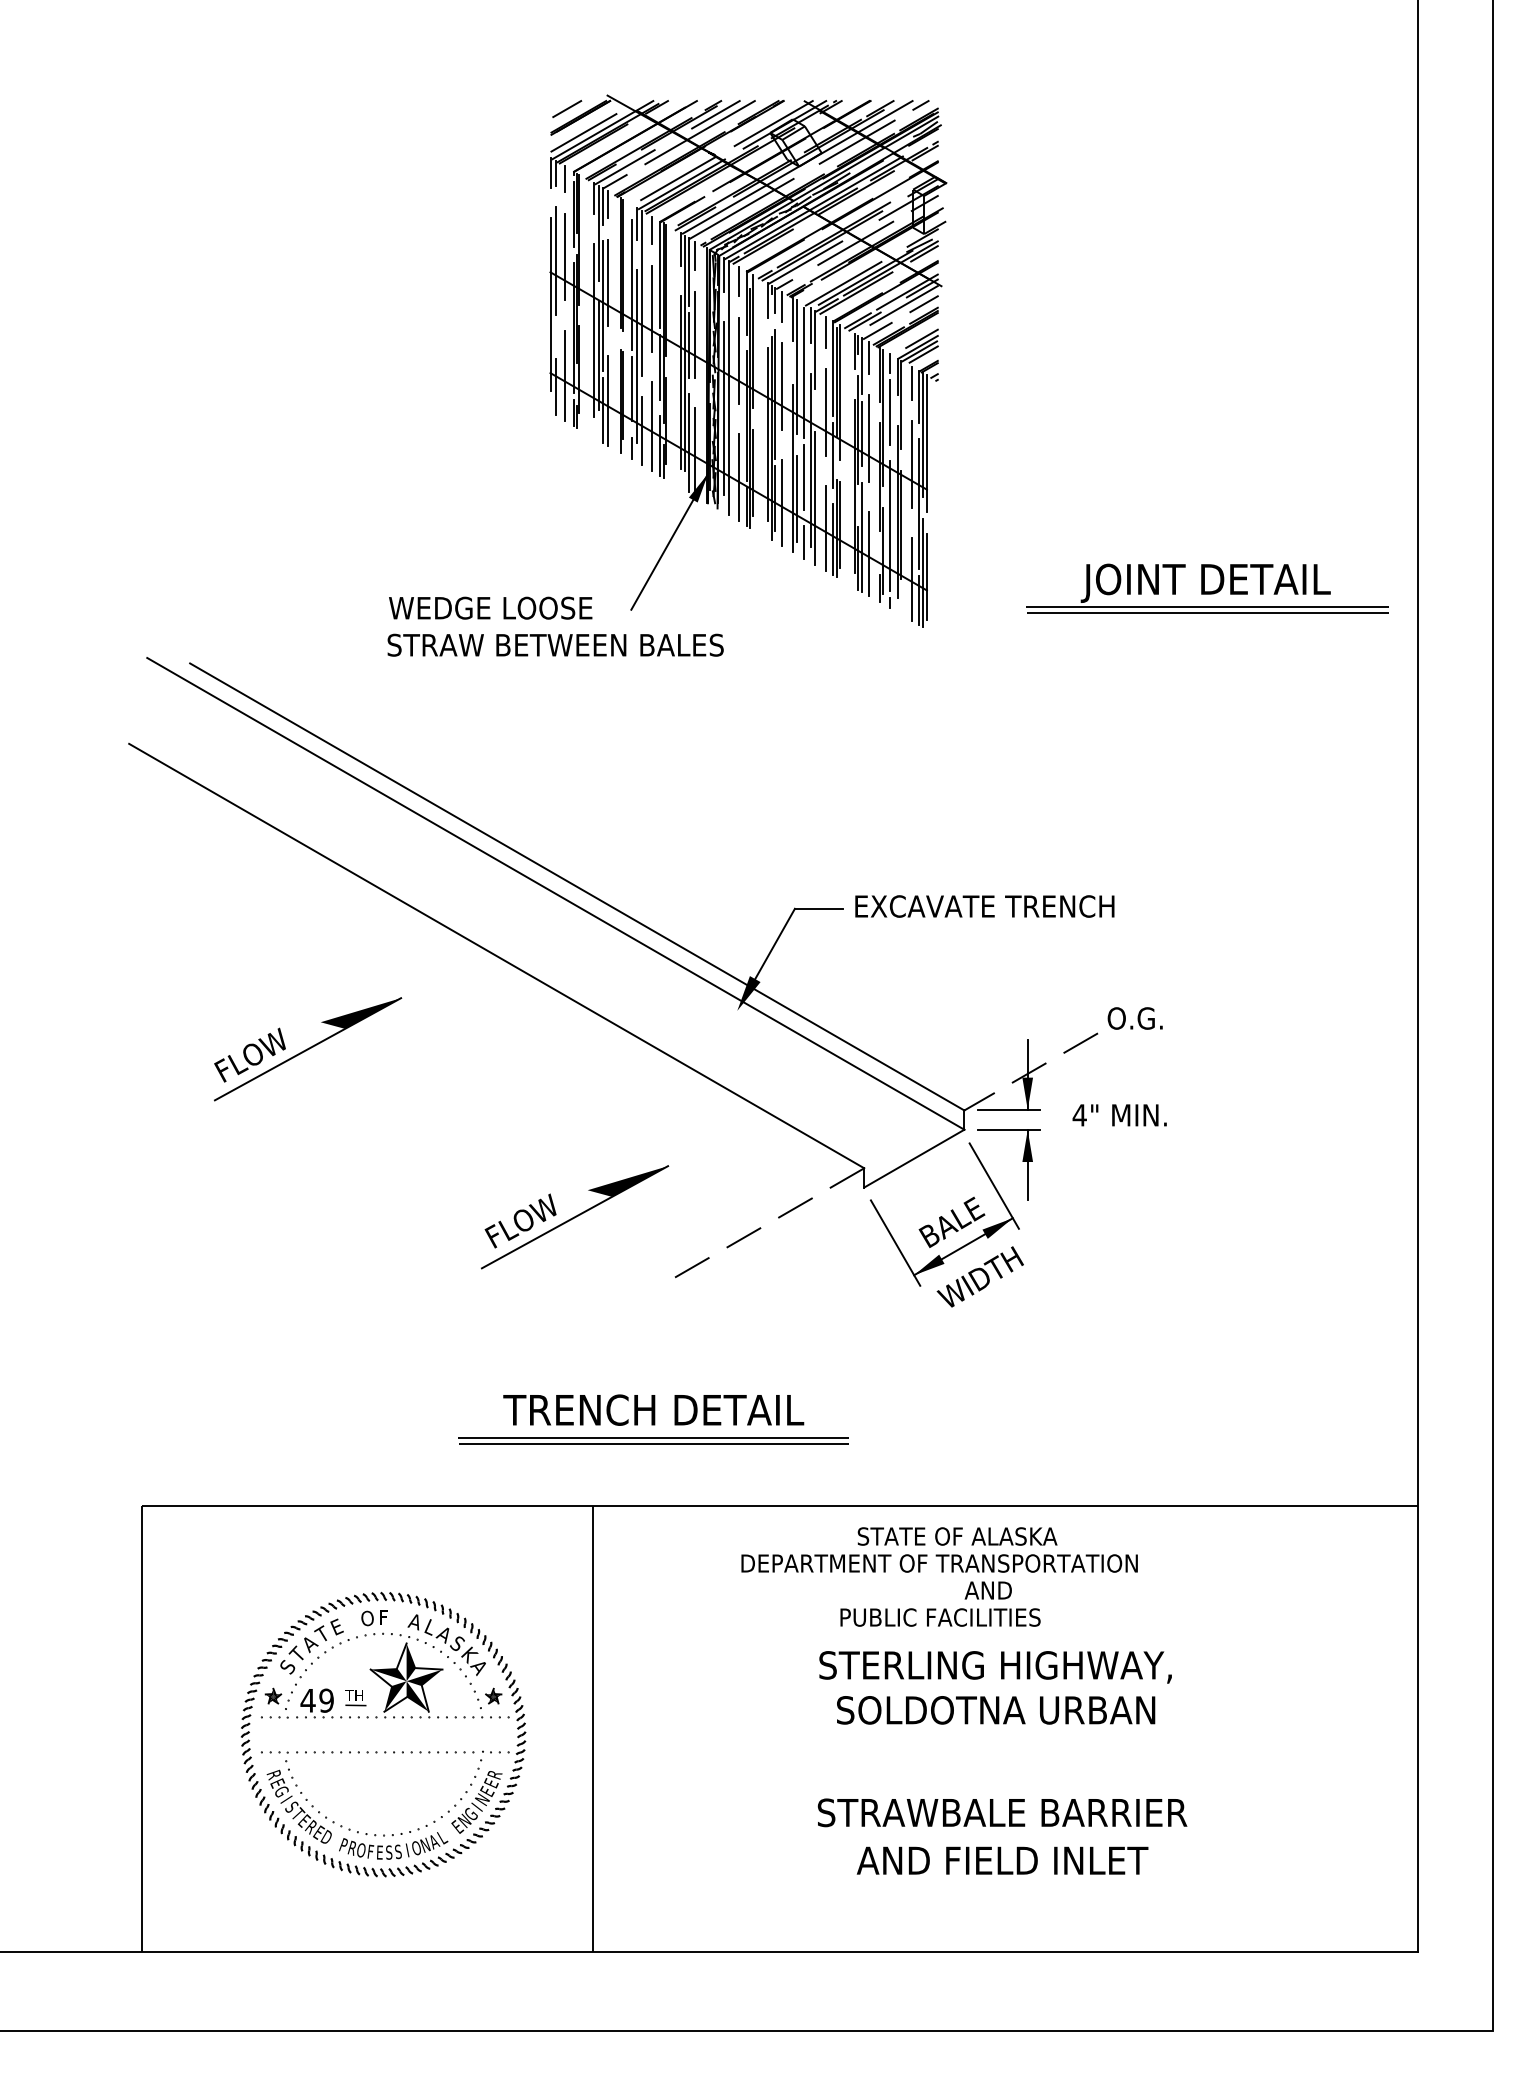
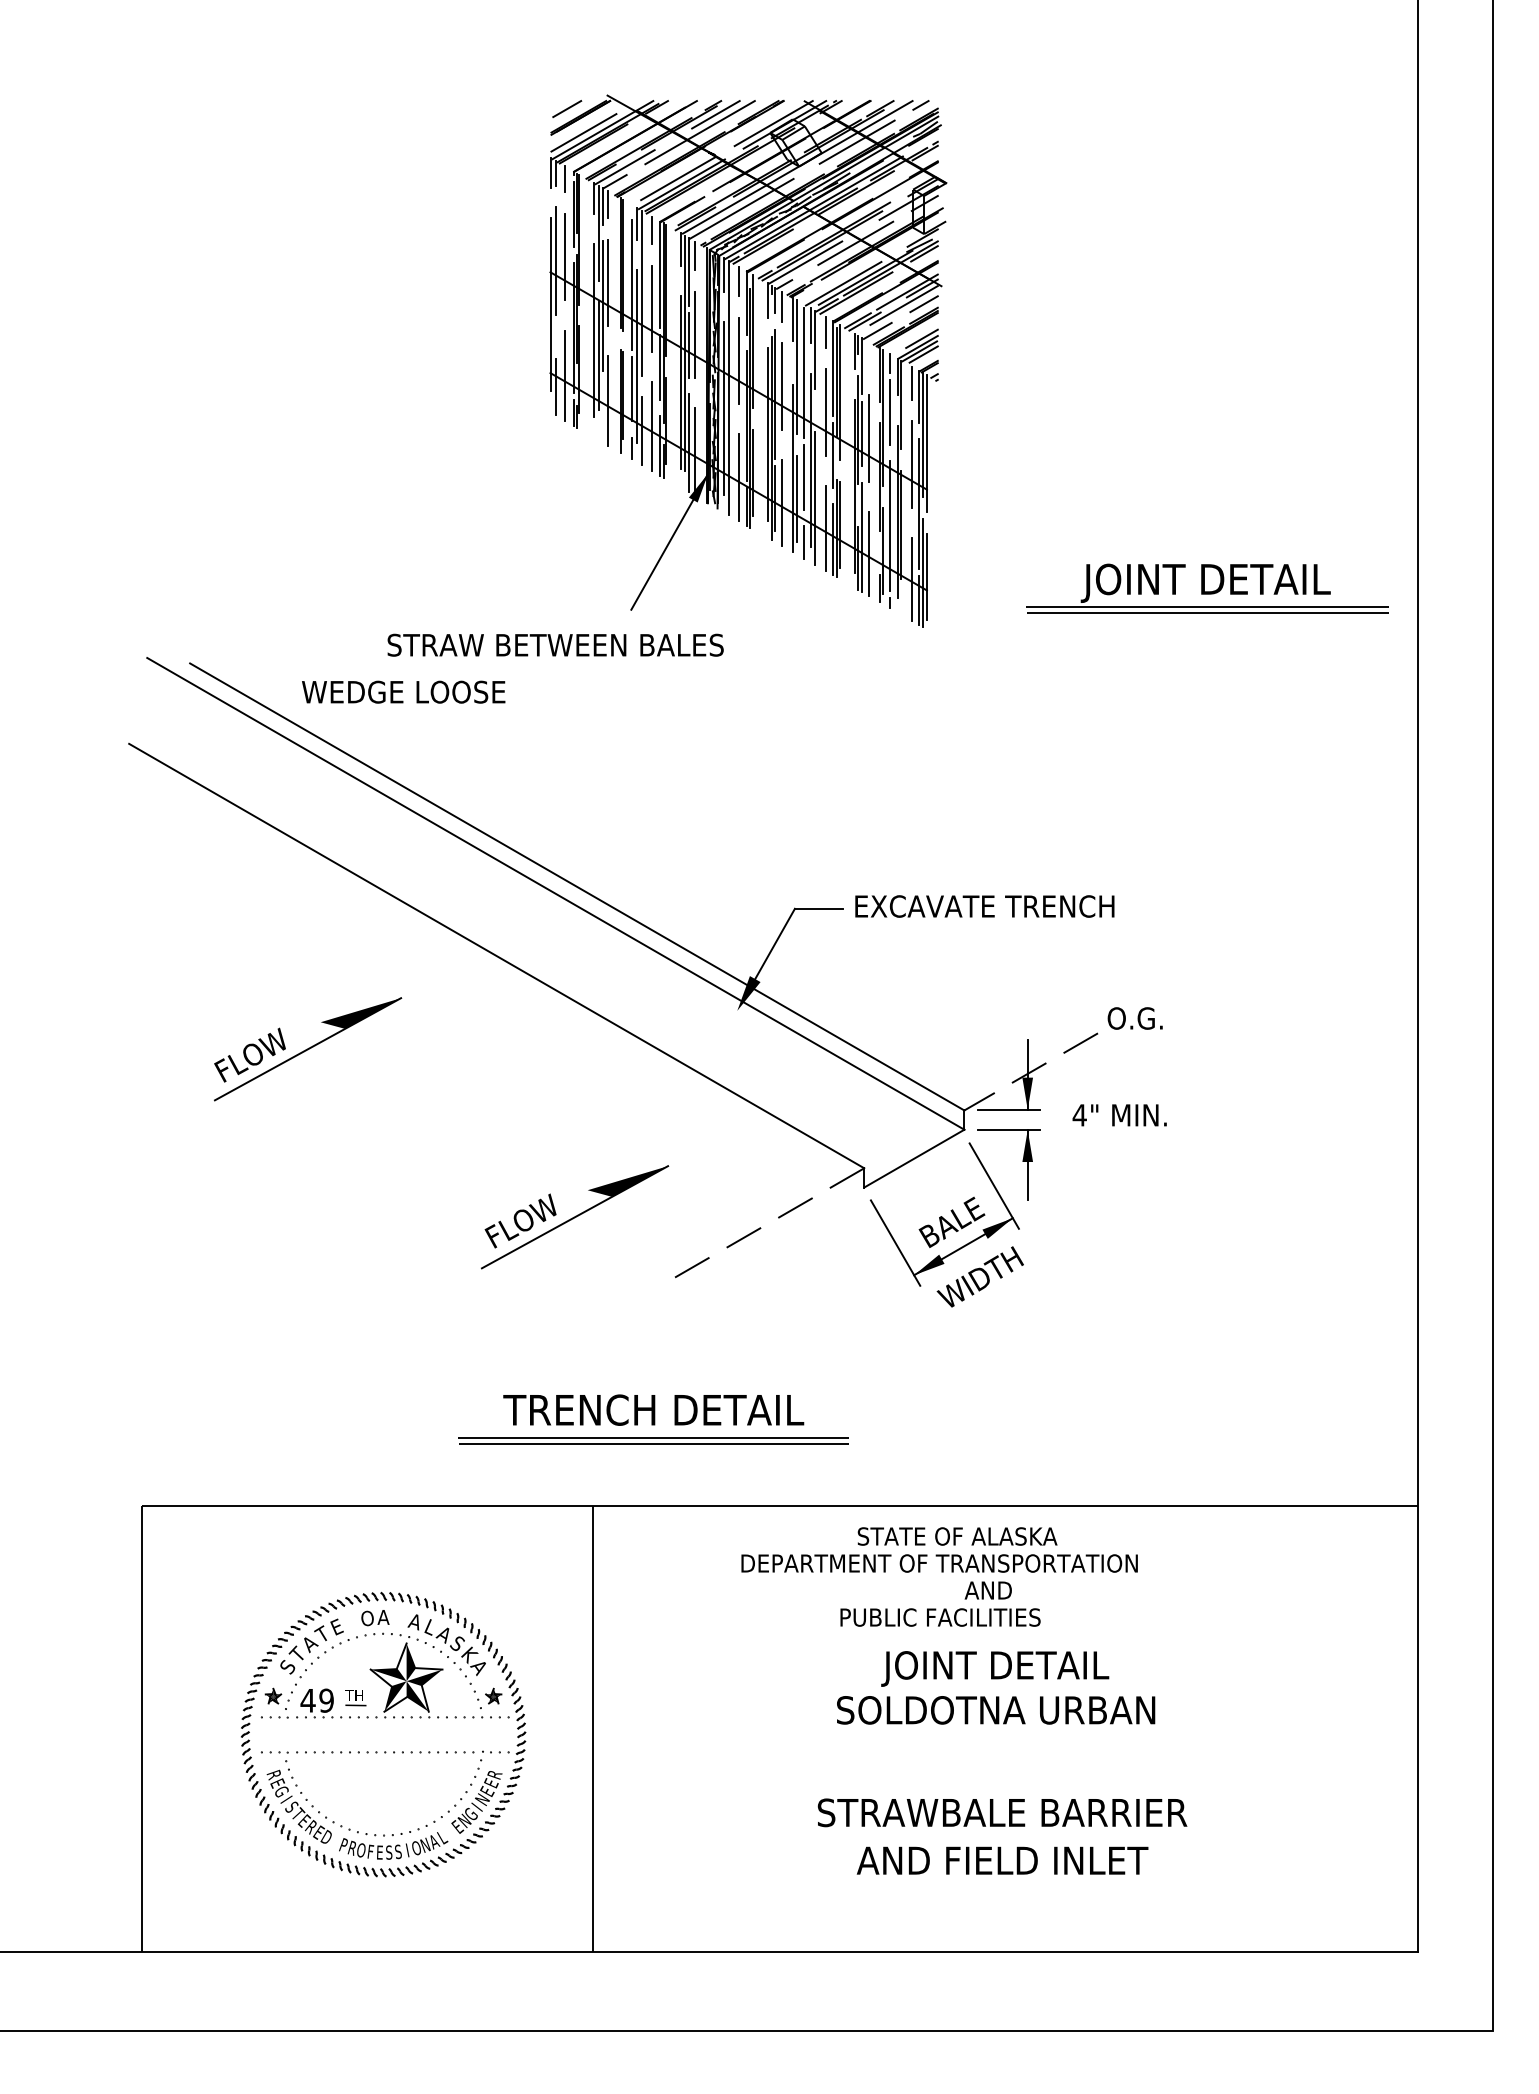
line: present -> none (869, 357)
line: present -> none (603, 410)
text position: (490, 607) -> (403, 691) (403, 691)
text: F -> A (383, 1617)
text: STERLING HIGHWAY, -> JOINT DETAIL (995, 1668)
